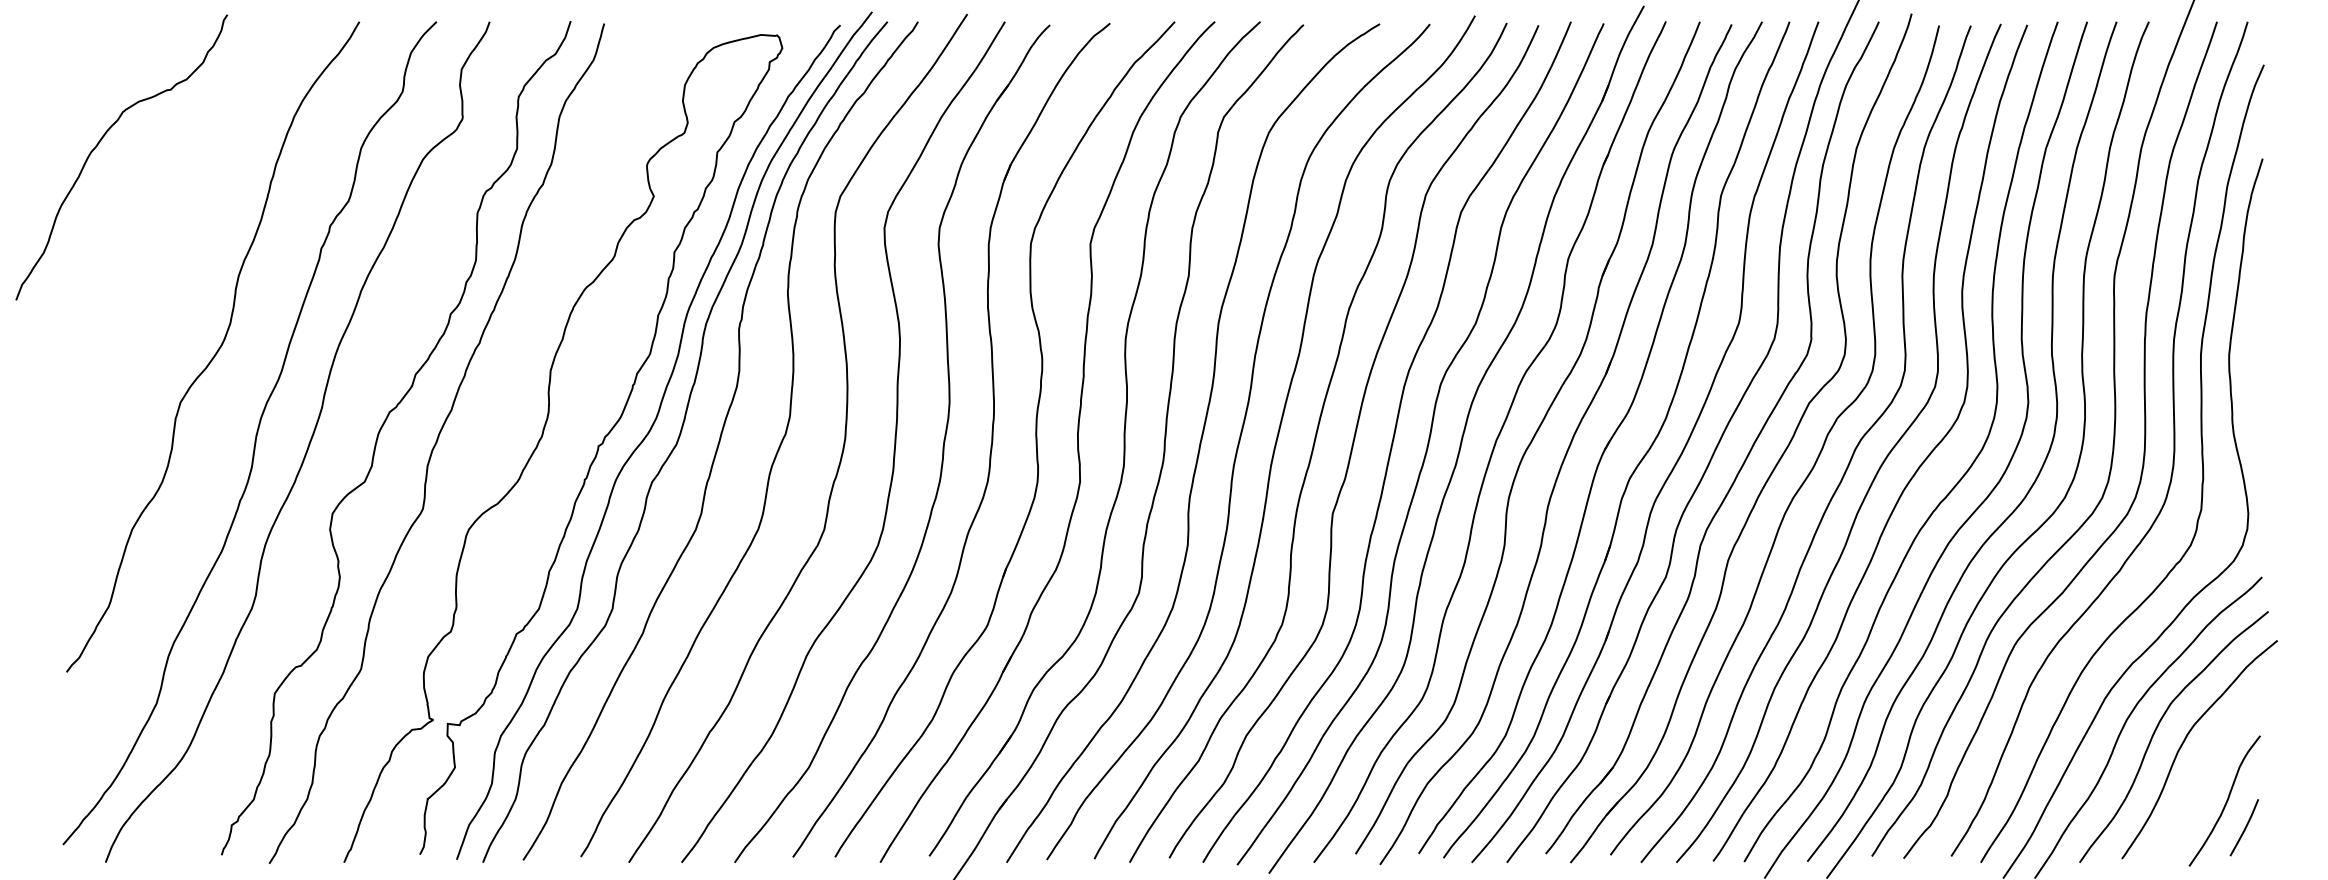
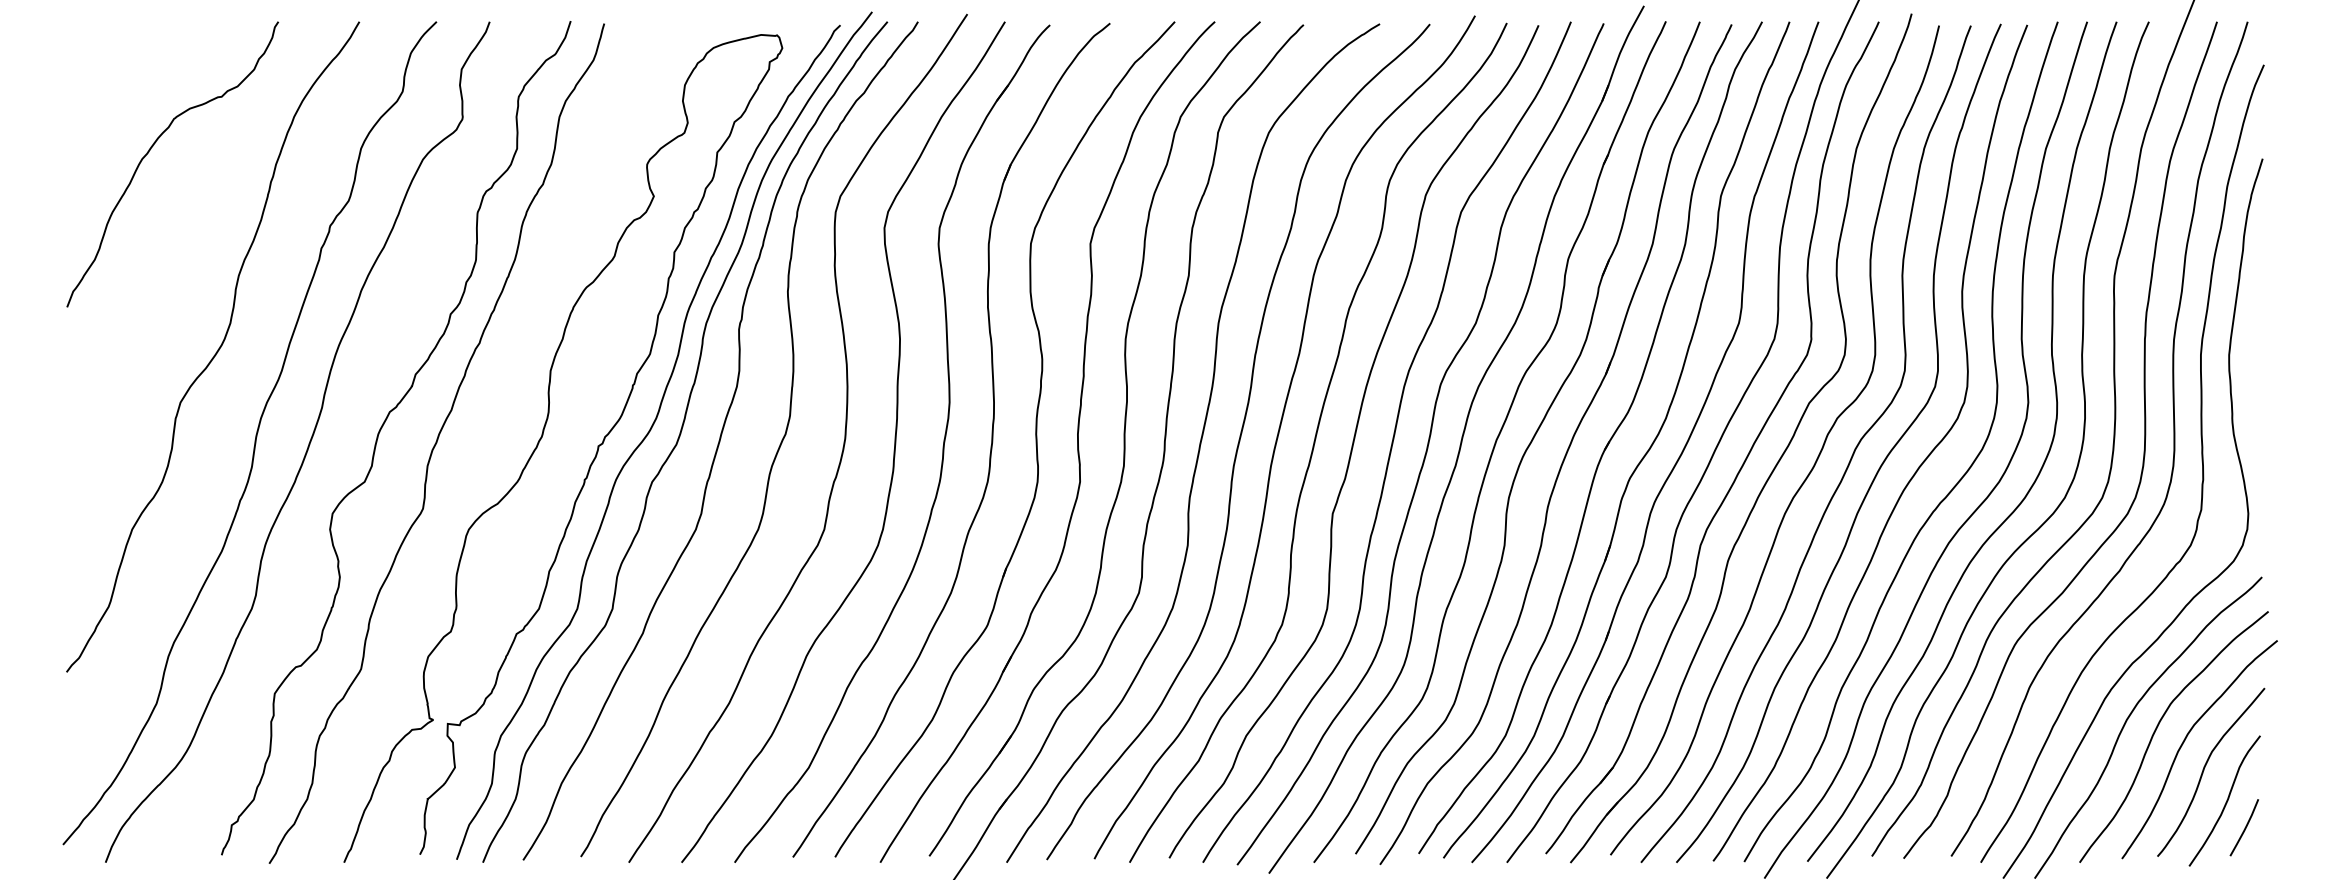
curve position: (100, 142) -> (151, 149) (151, 149)
curve: none -> present (2204, 770)
